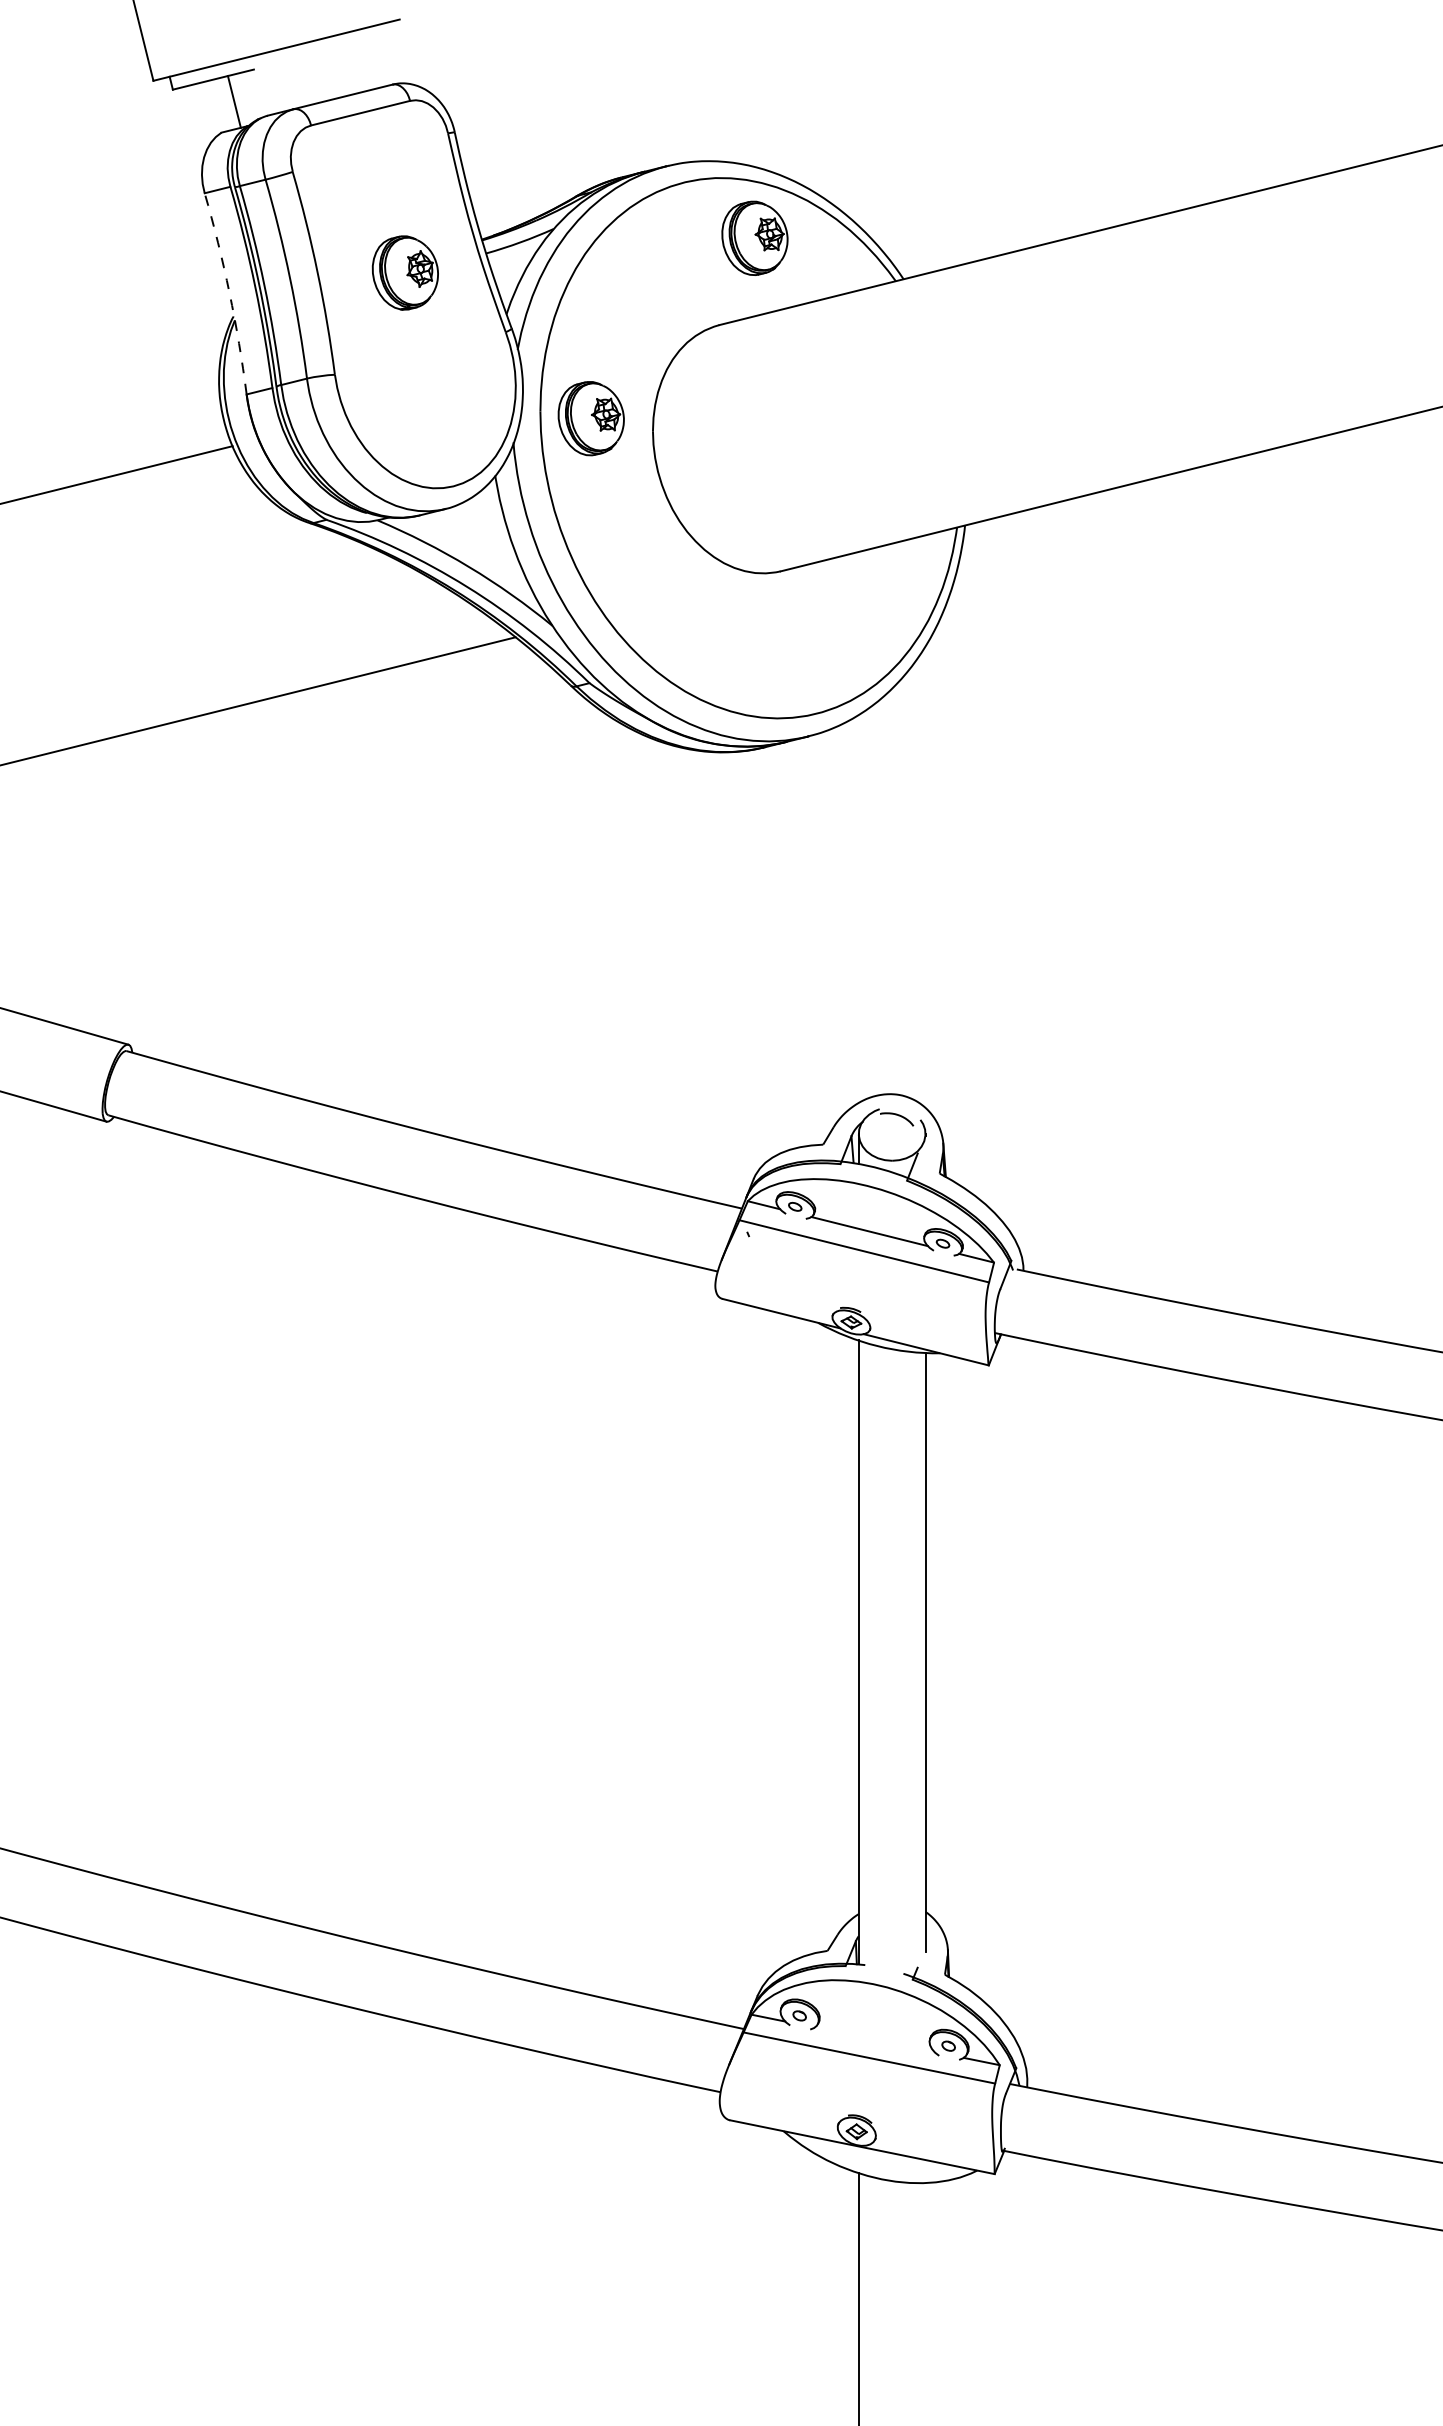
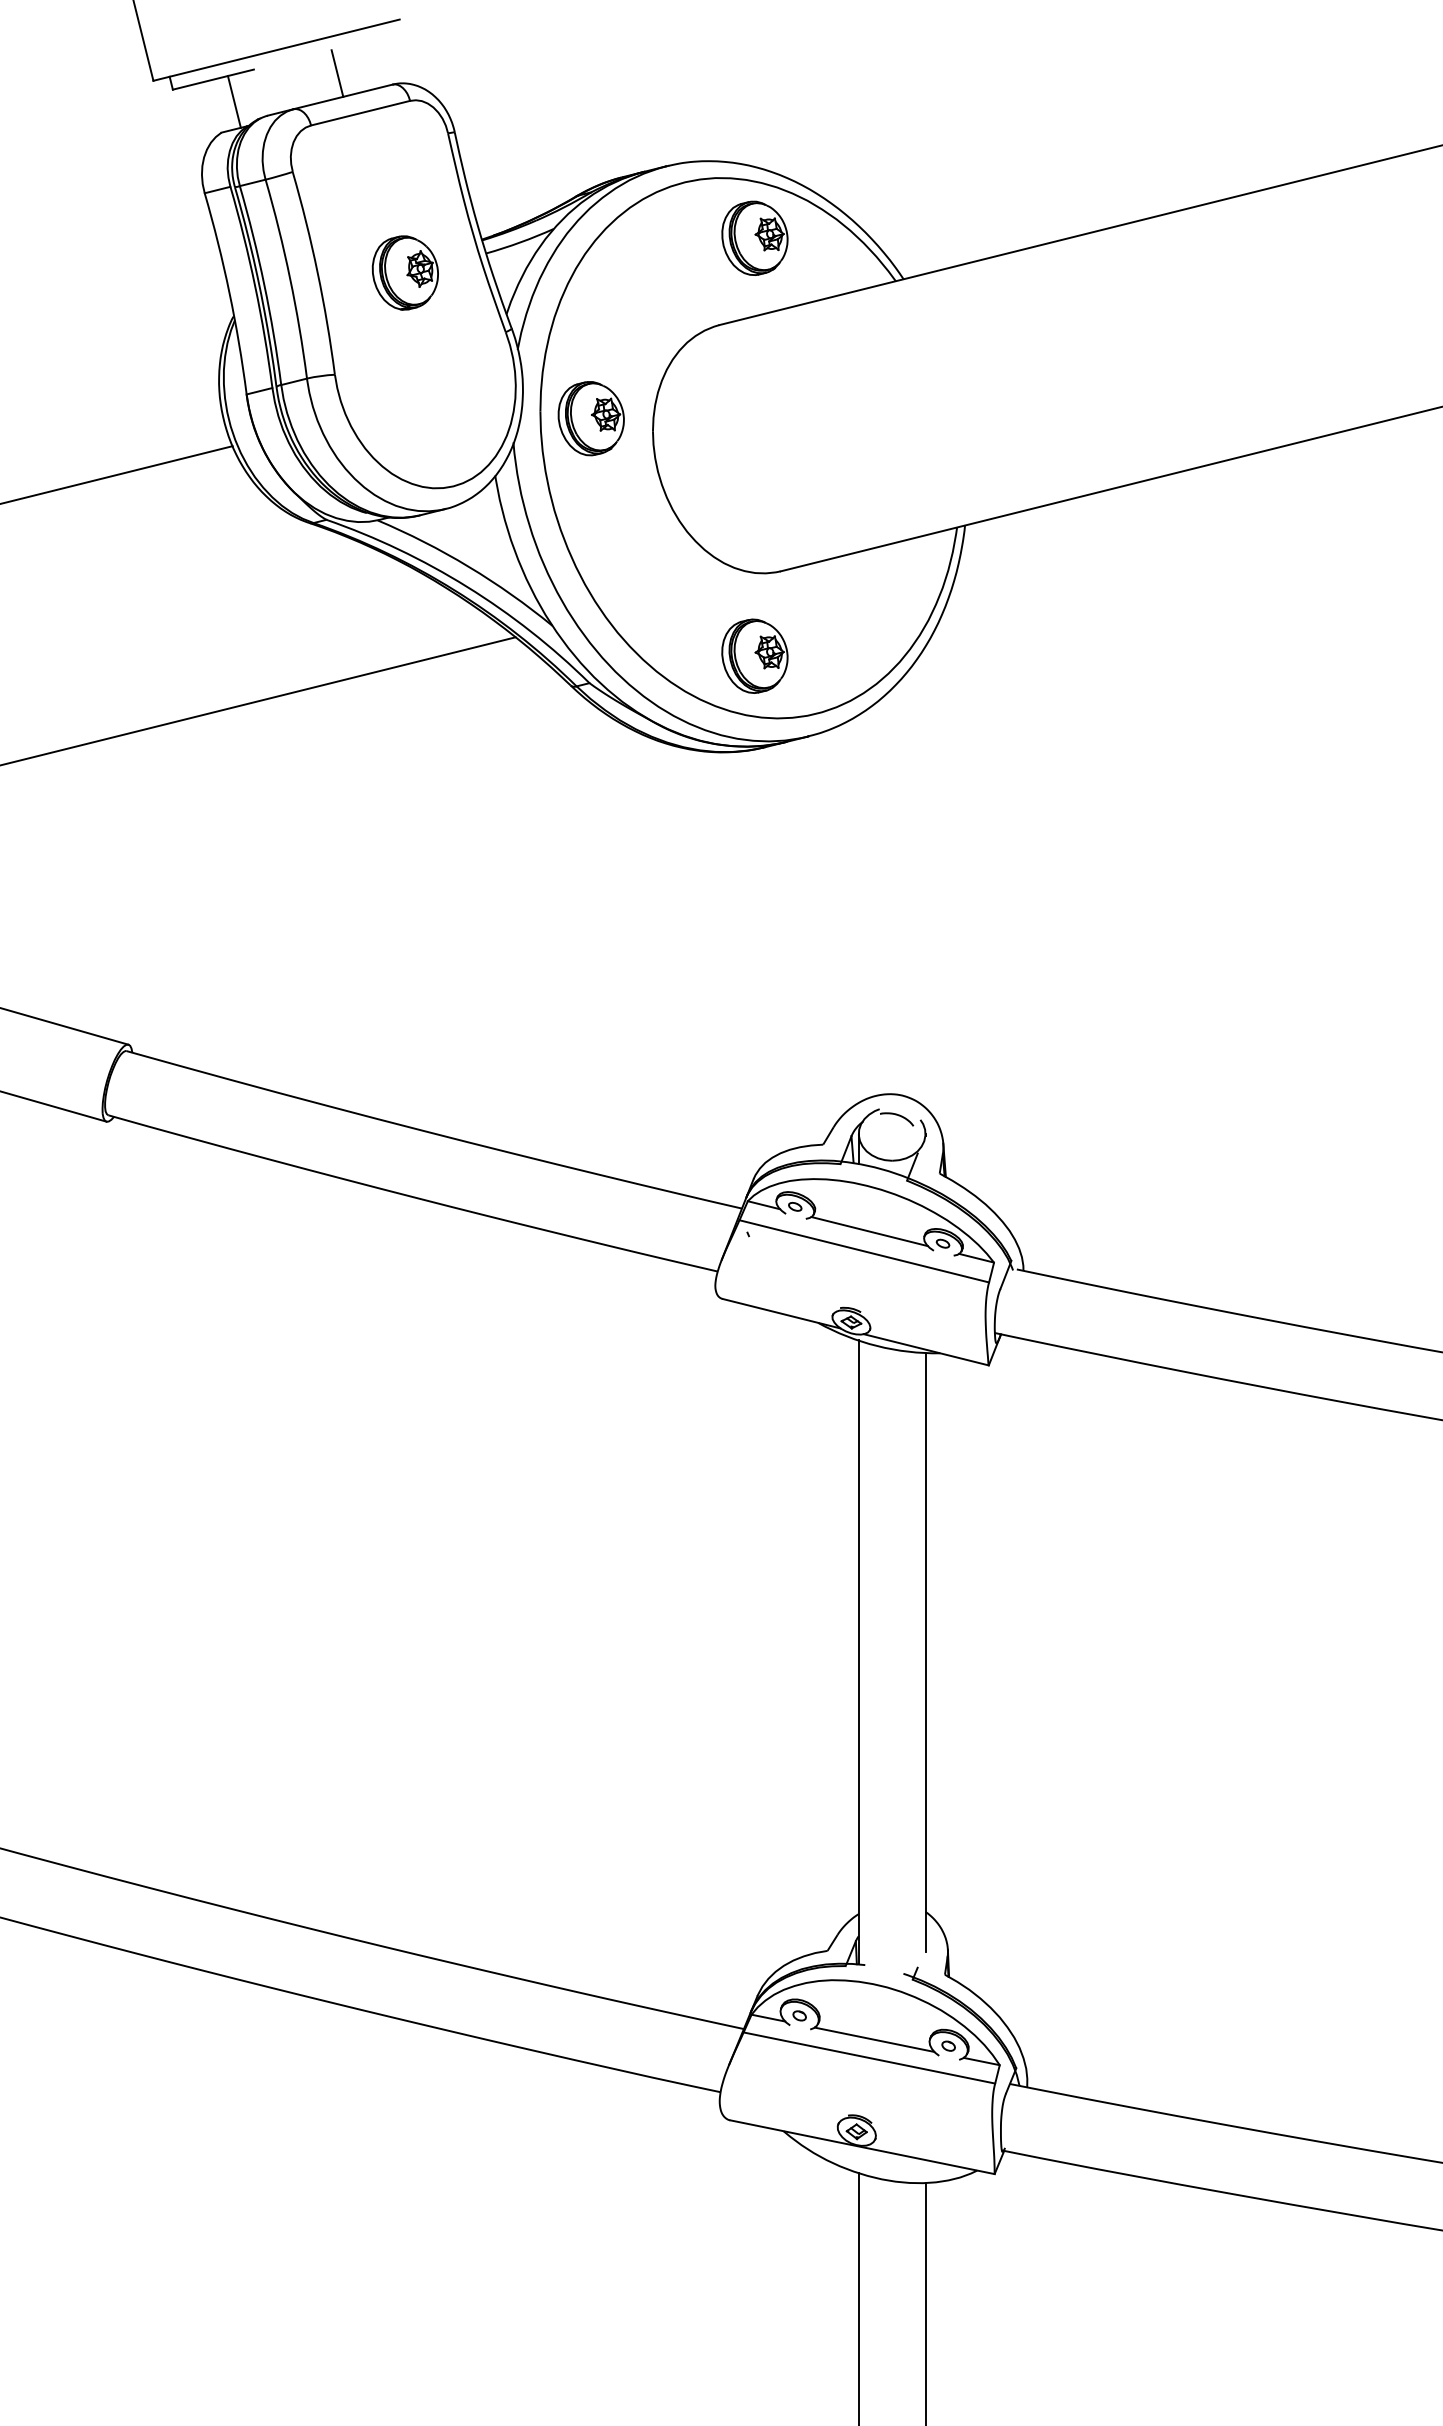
line: none -> present (337, 73)
arc: dashed -> solid (229, 293)
part: none -> present (754, 655)
line: none -> present (874, 2039)
line: none -> present (925, 2302)
